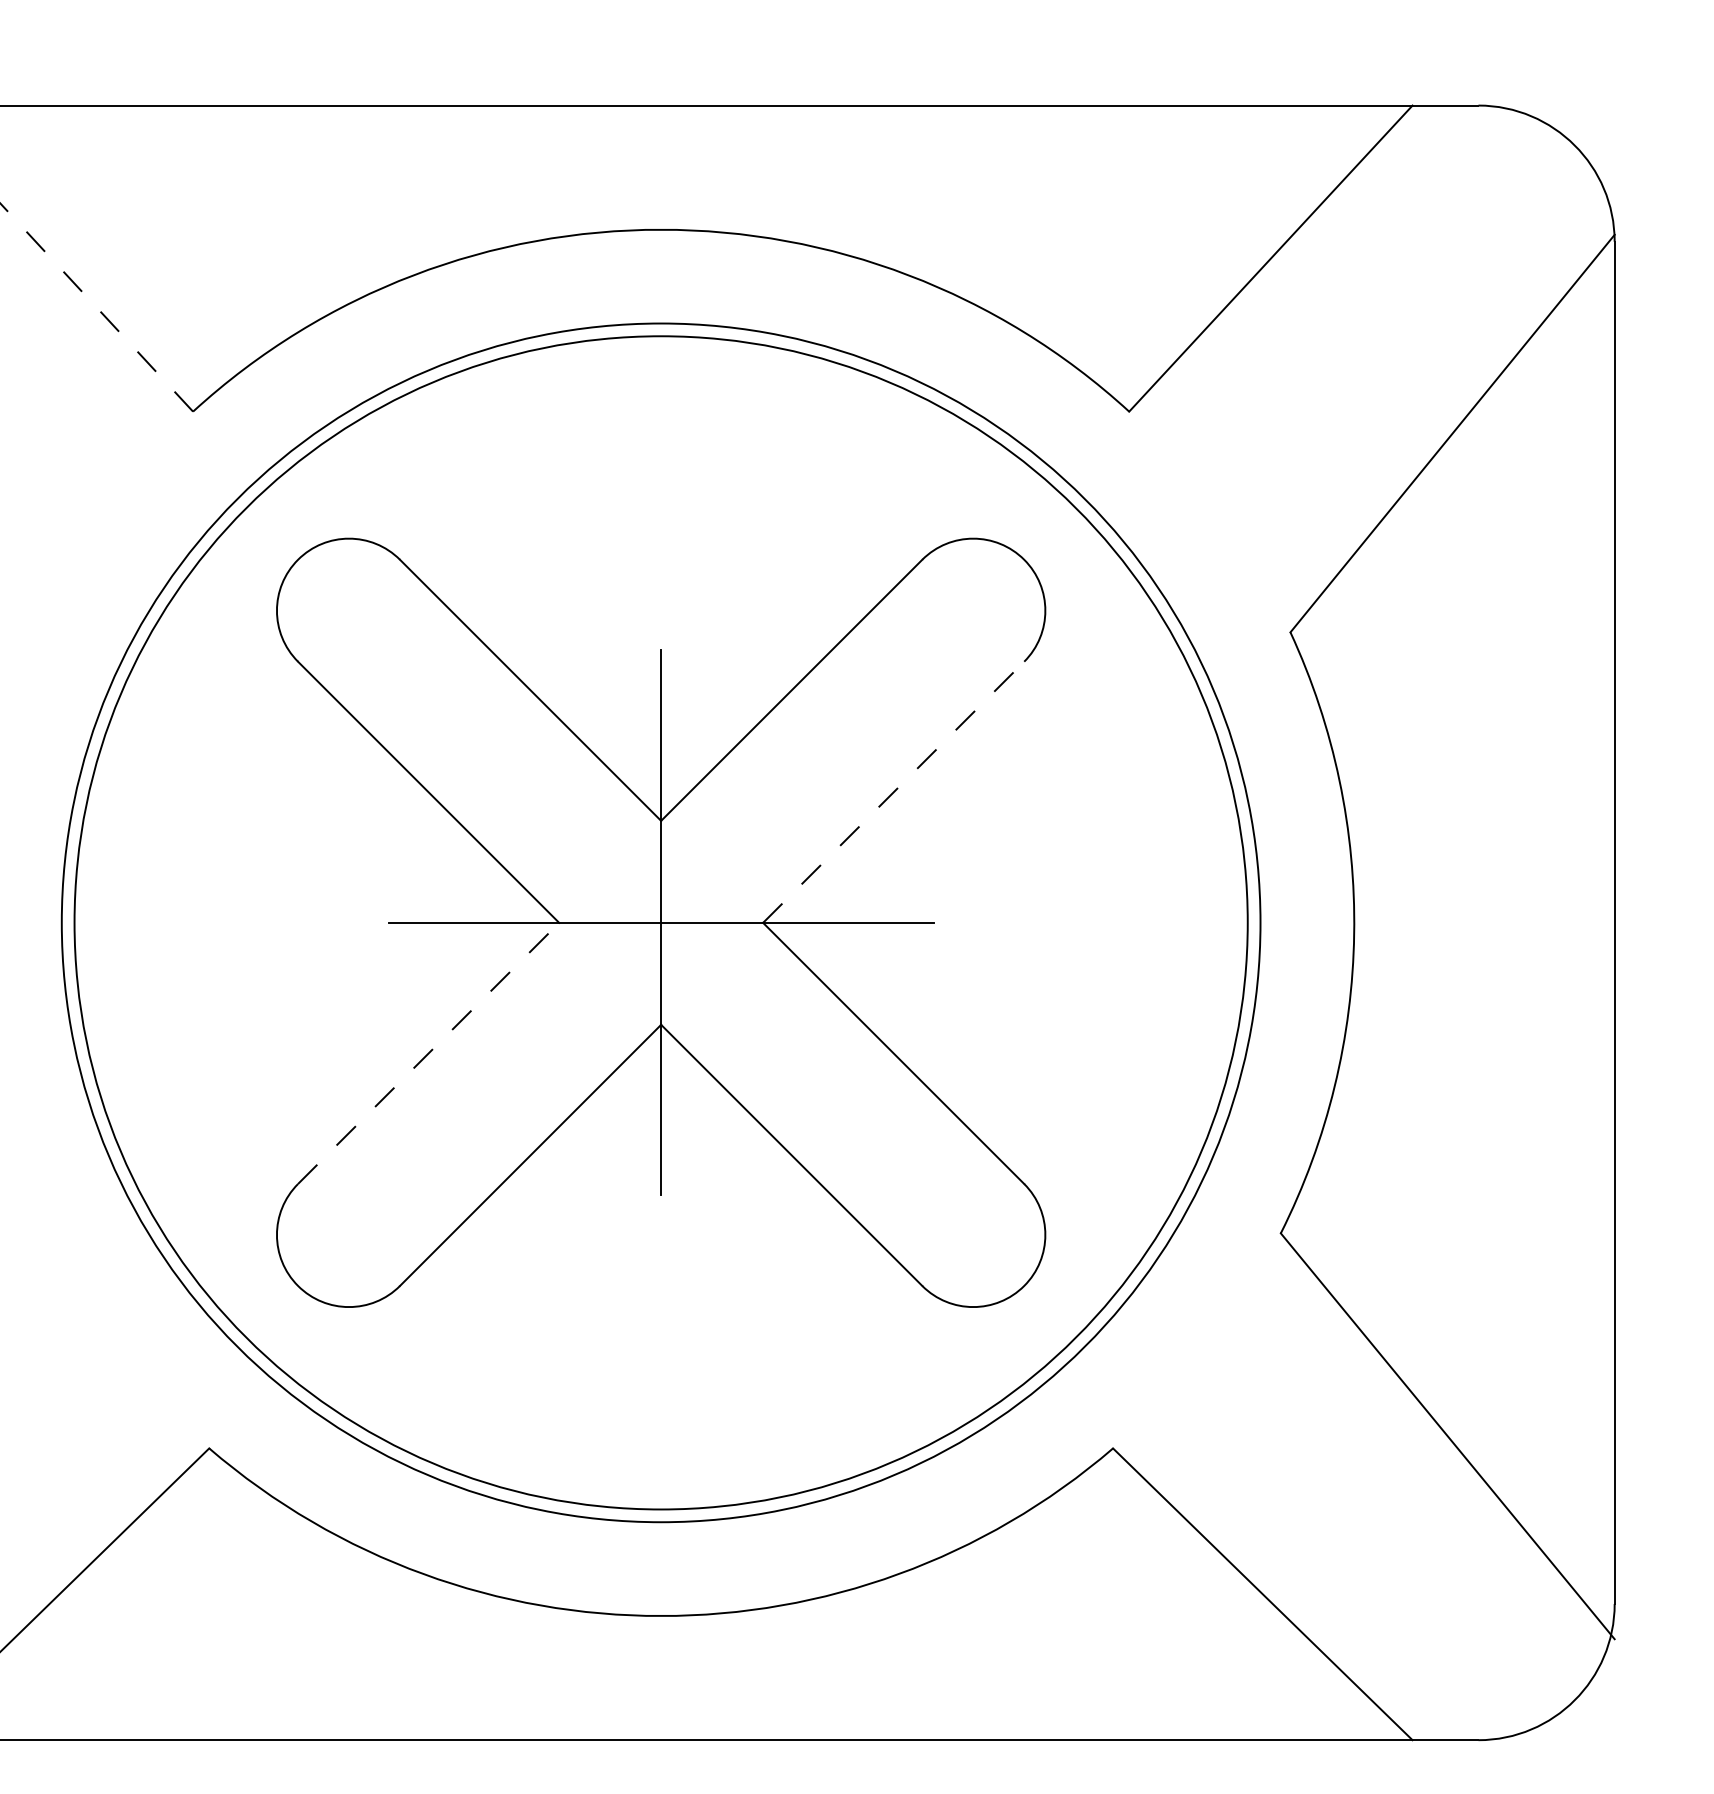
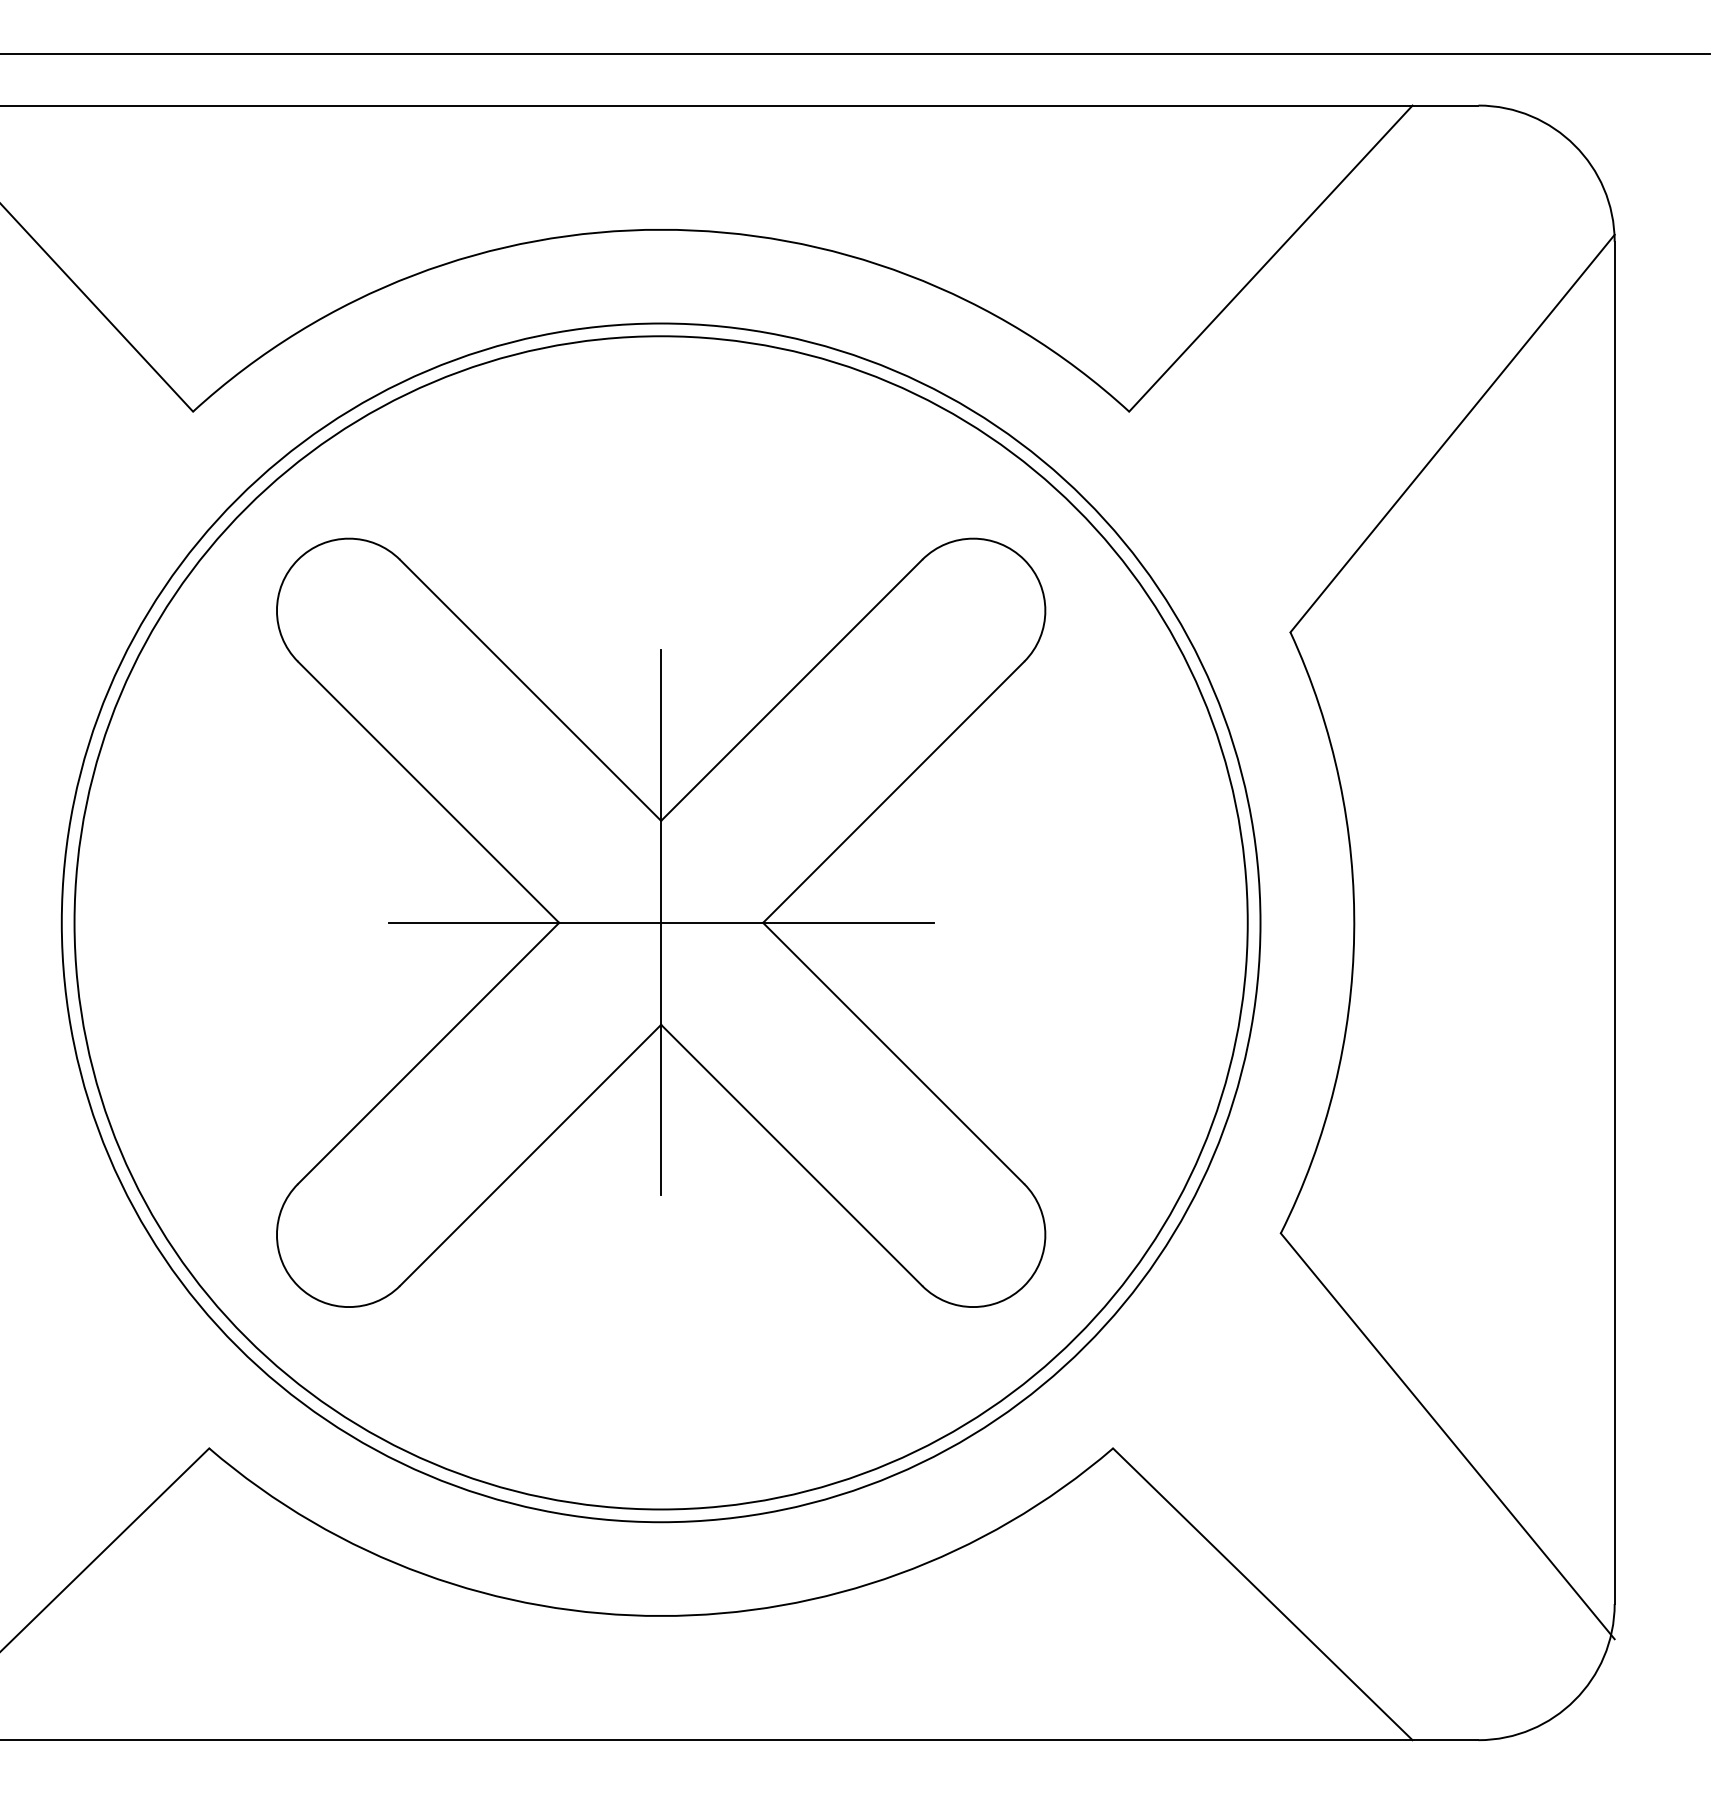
line: none -> present (856, 53)
line: dashed -> solid (96, 307)
line: dashed -> solid (893, 792)
line: dashed -> solid (428, 1053)
